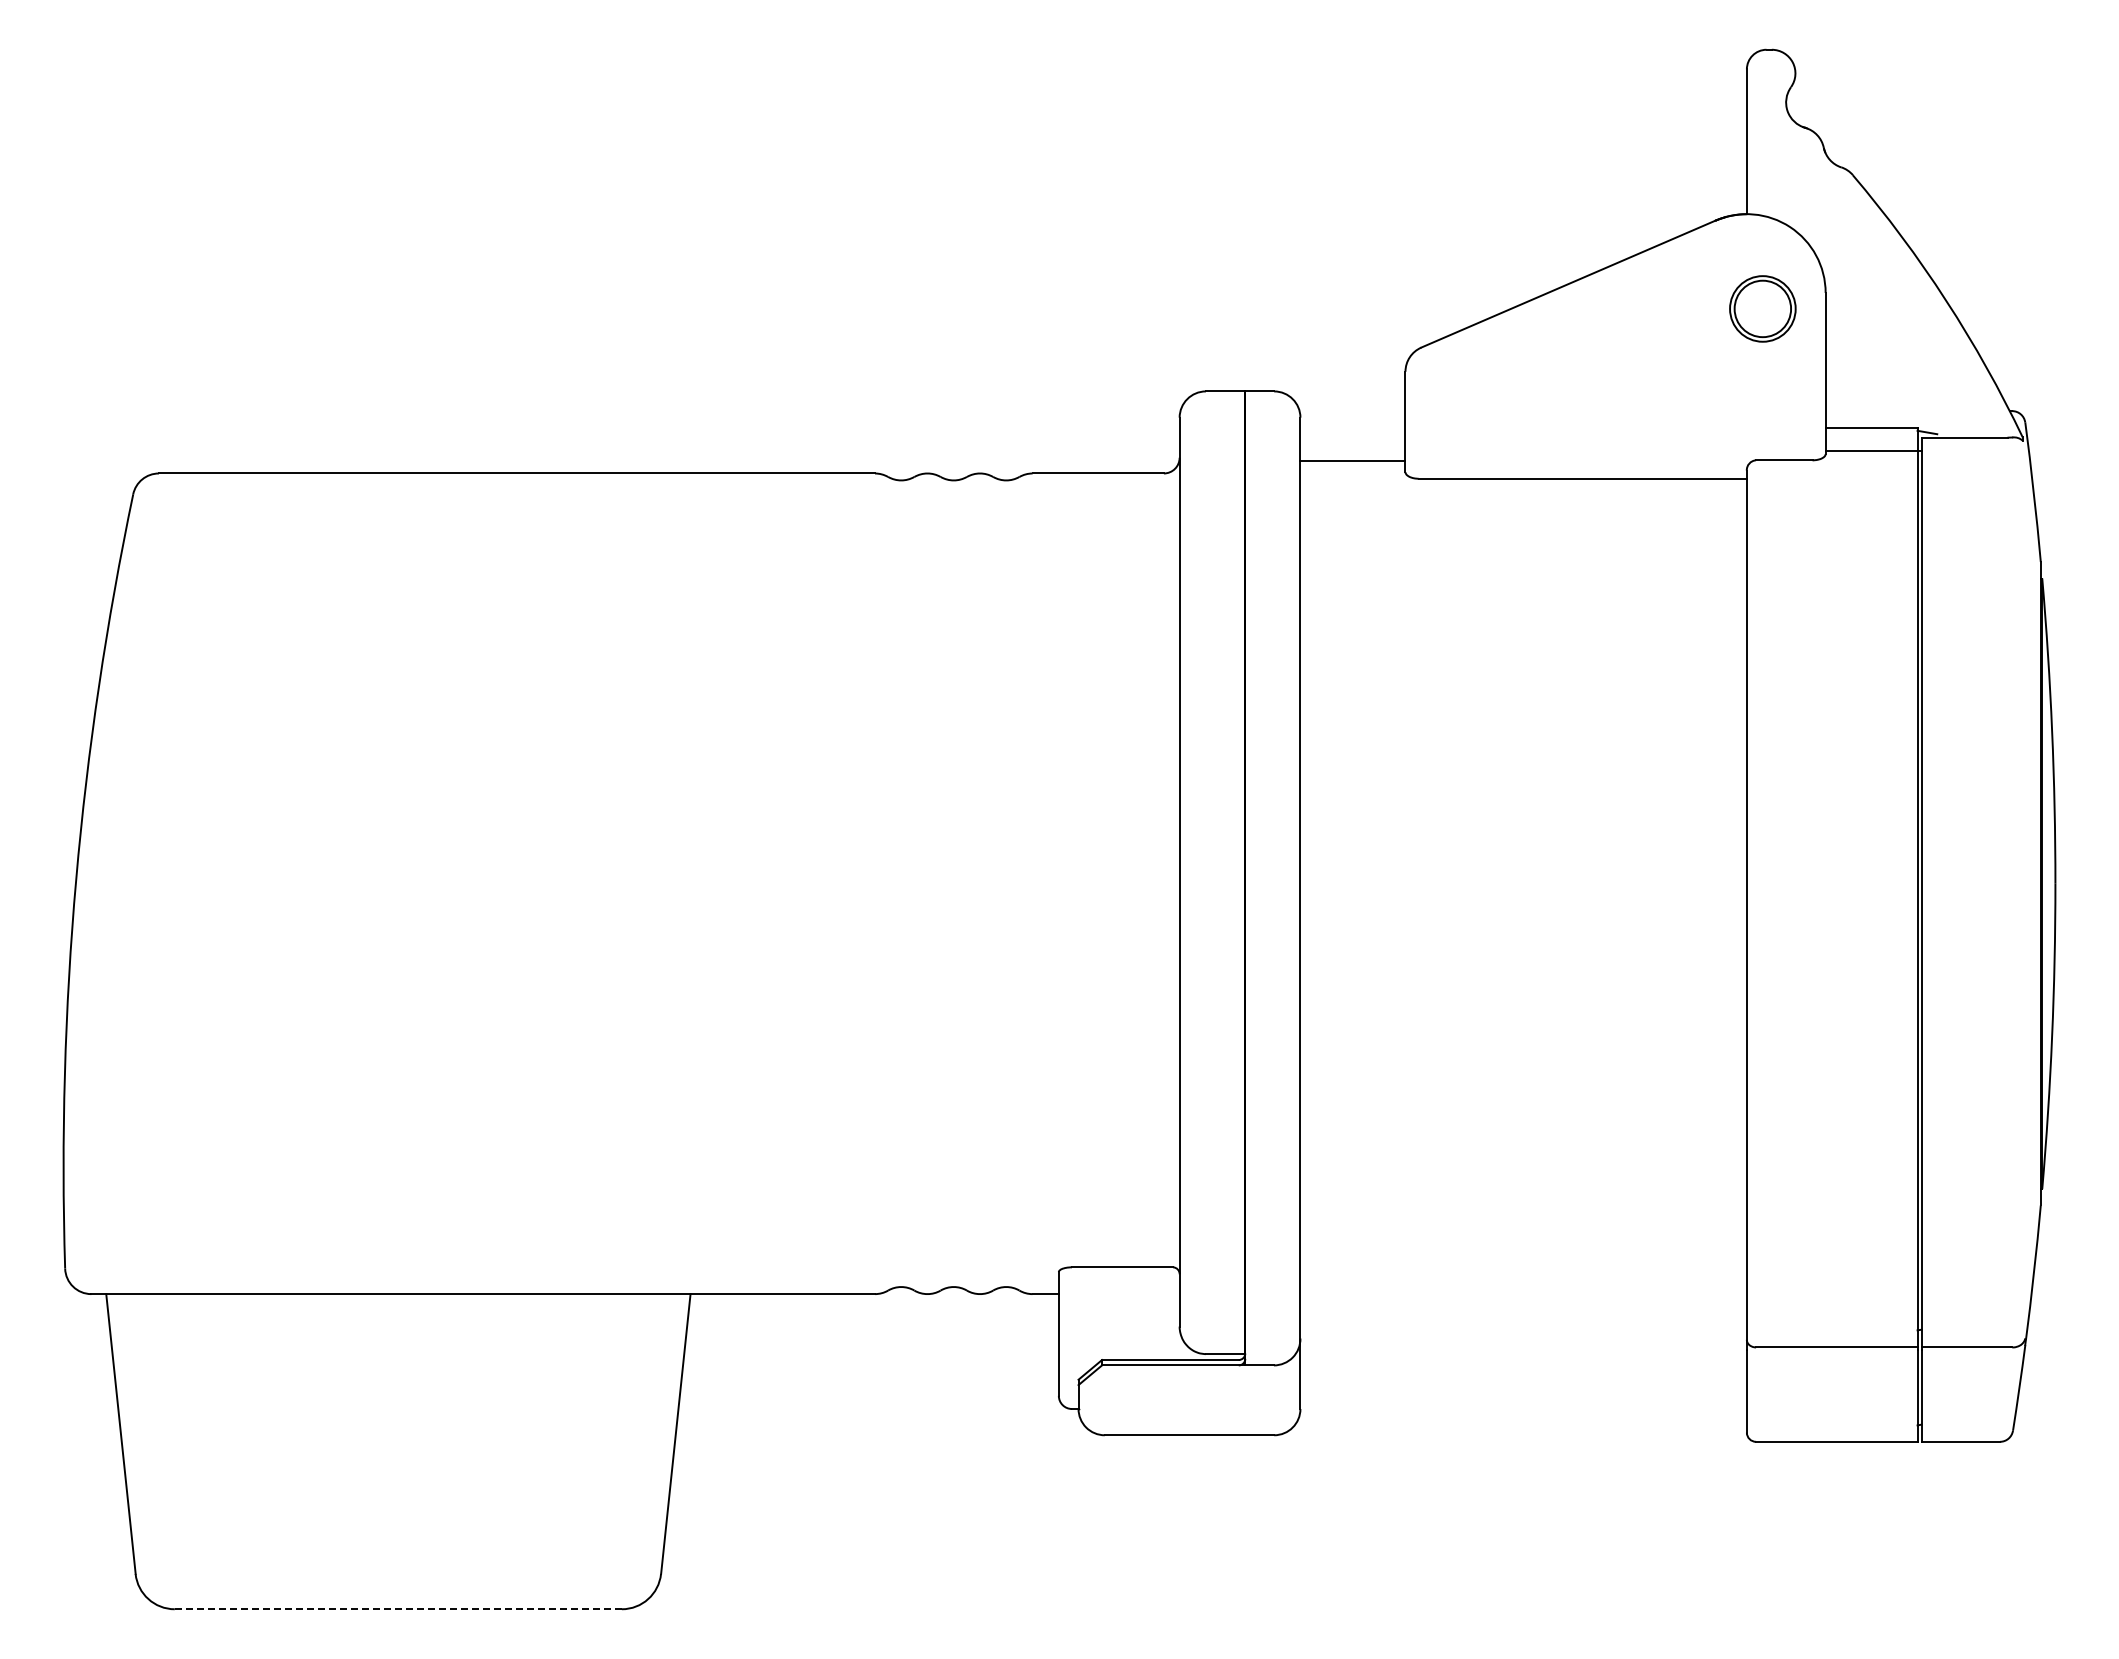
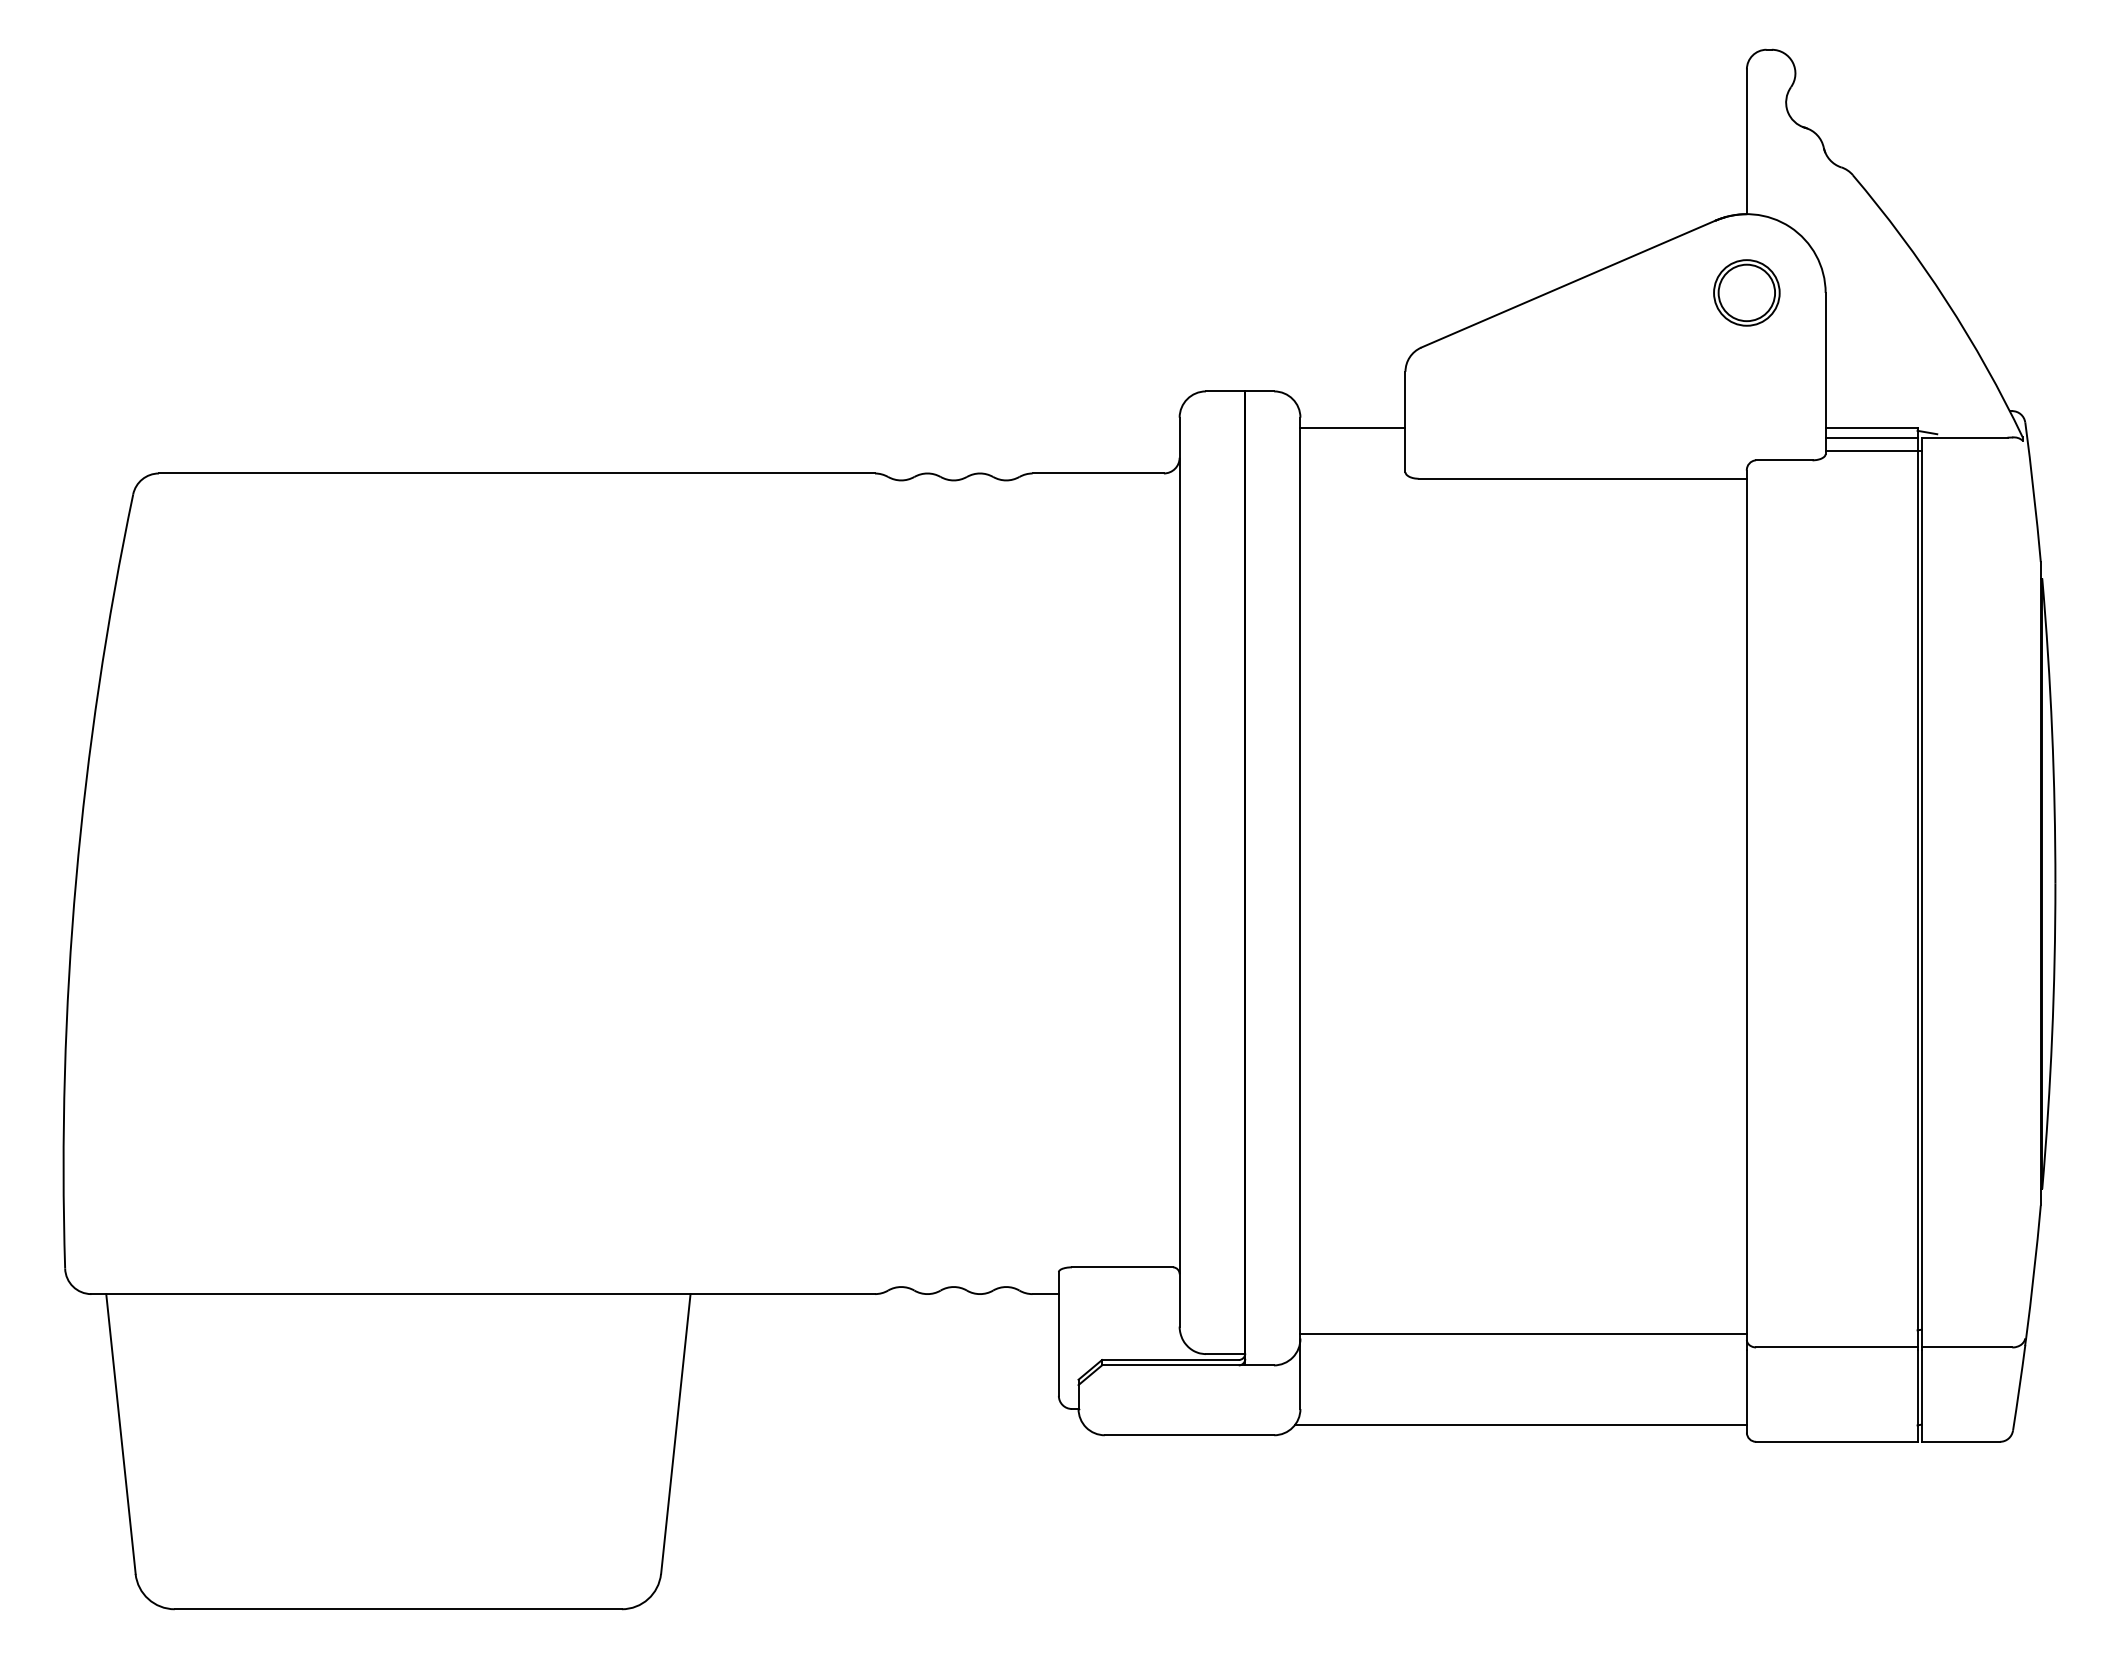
part position: (1762, 308) -> (1746, 292) (1746, 292)
line: none -> present (1871, 438)
line position: (1352, 460) -> (1352, 427) (1352, 427)
line: none -> present (1523, 1333)
line: none -> present (1520, 1425)
line: dashed -> solid (398, 1609)
